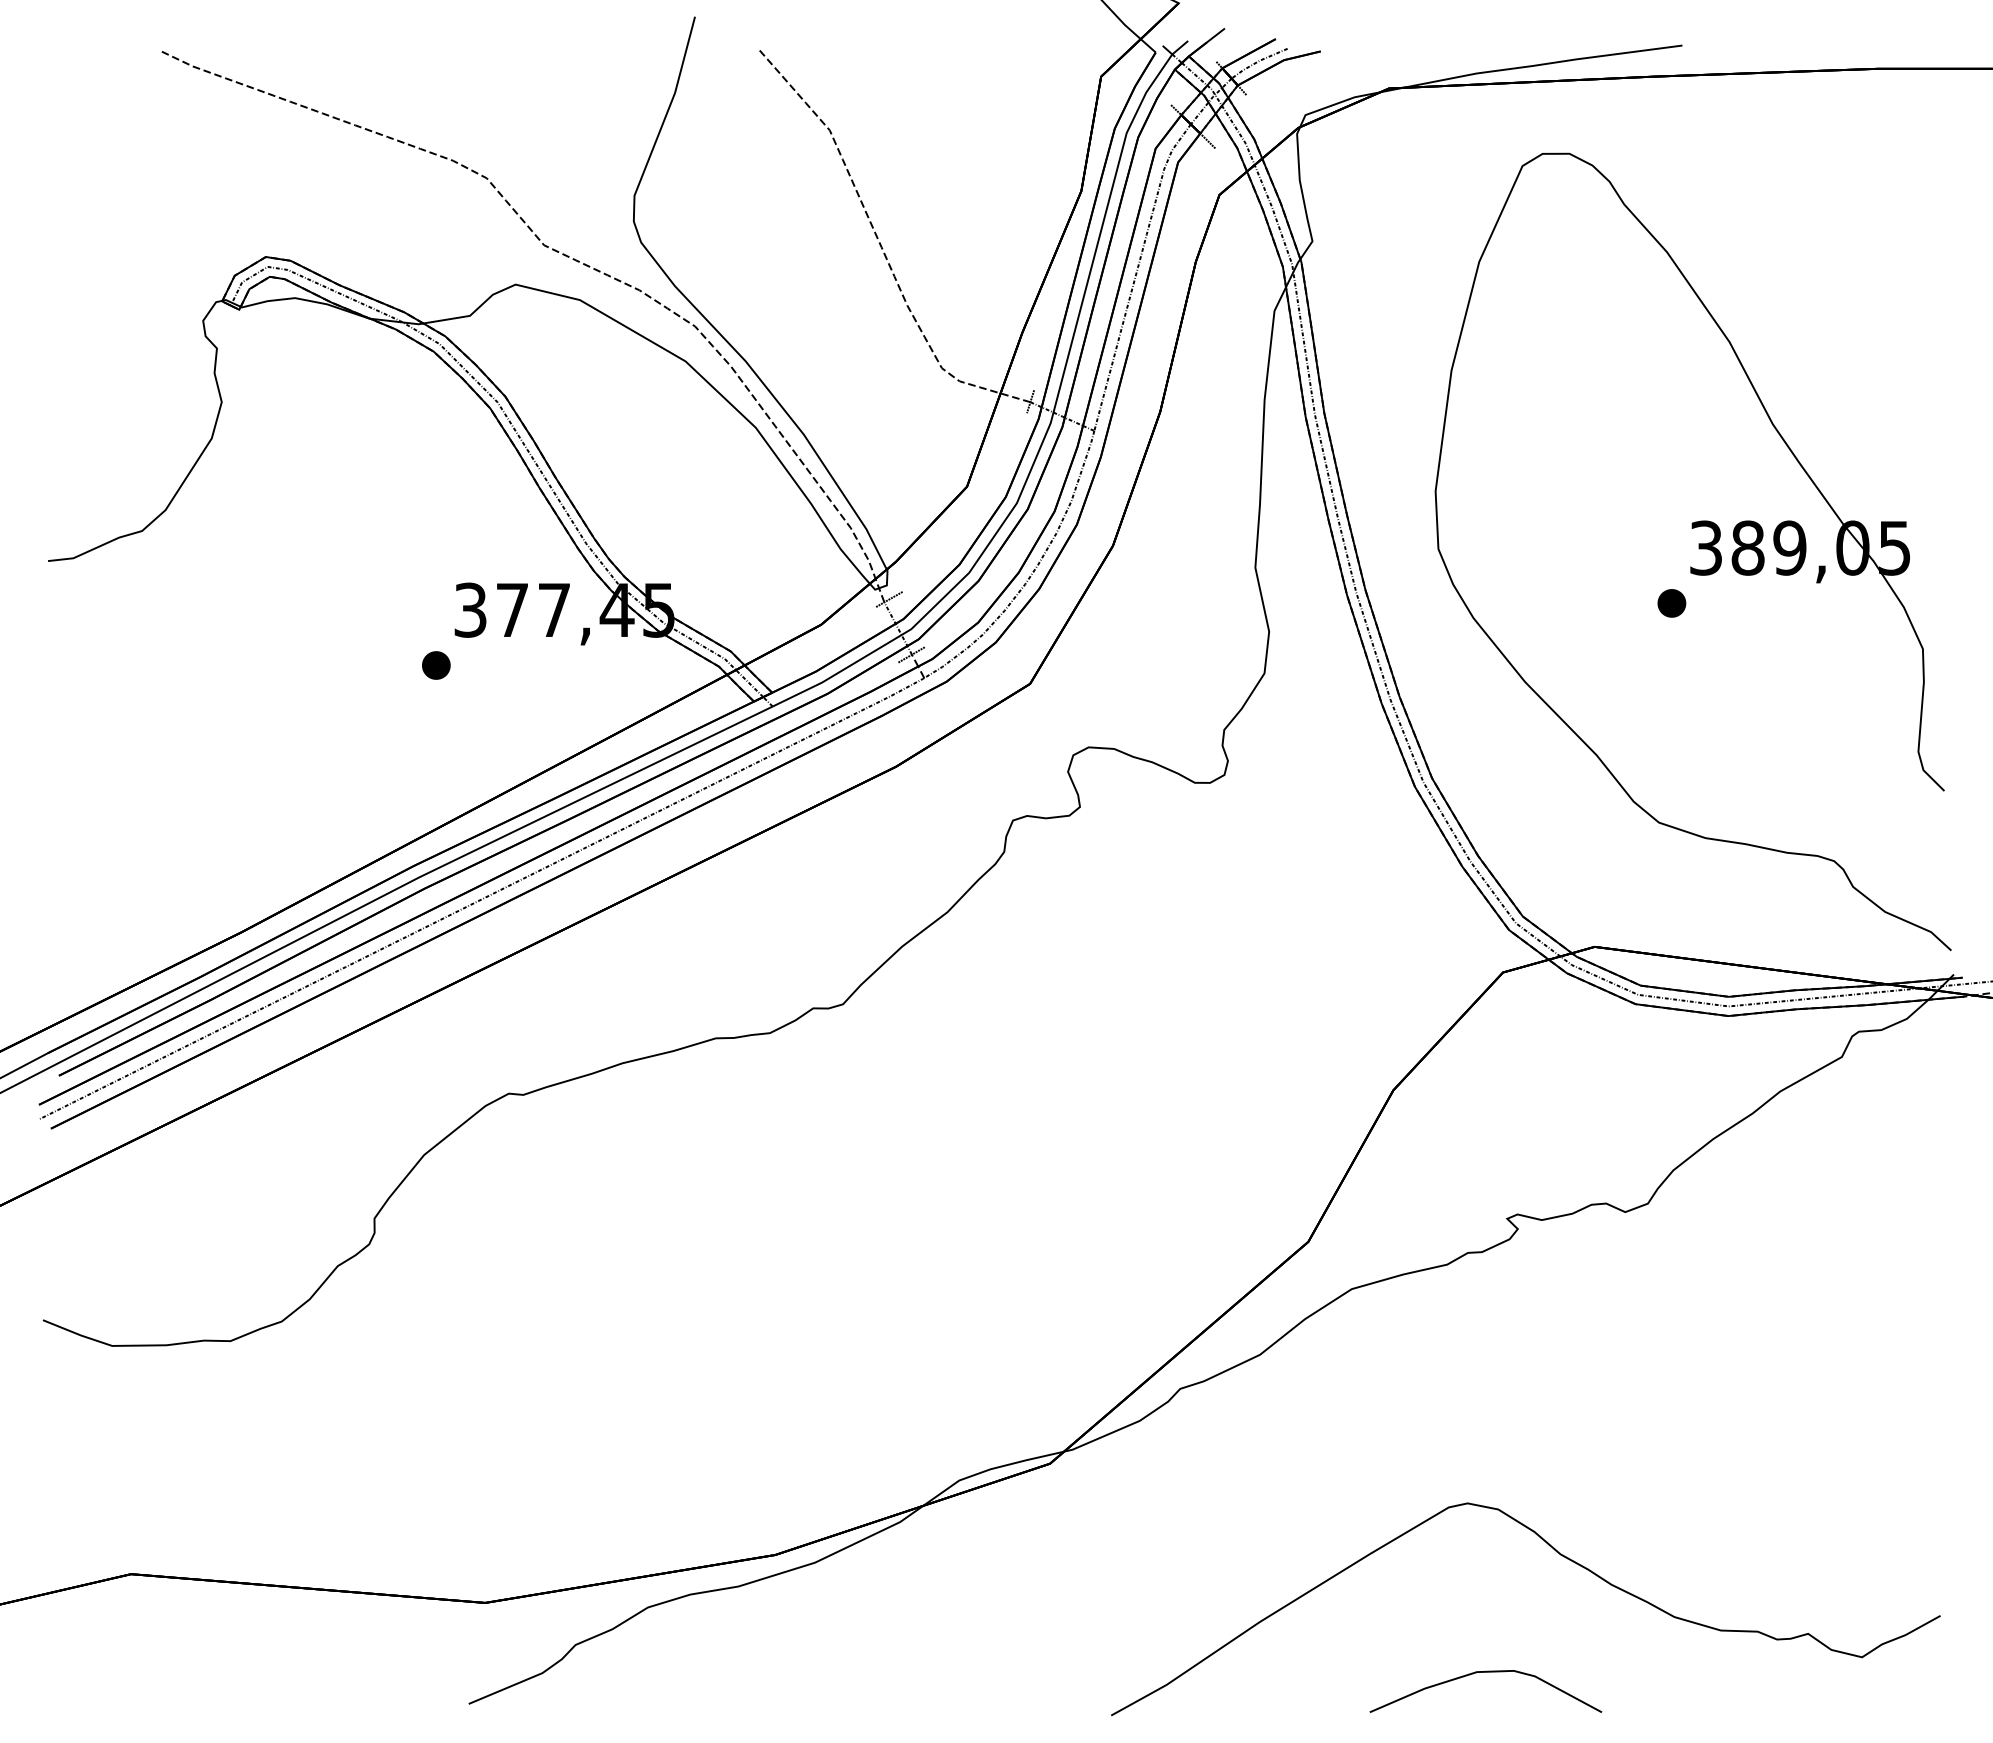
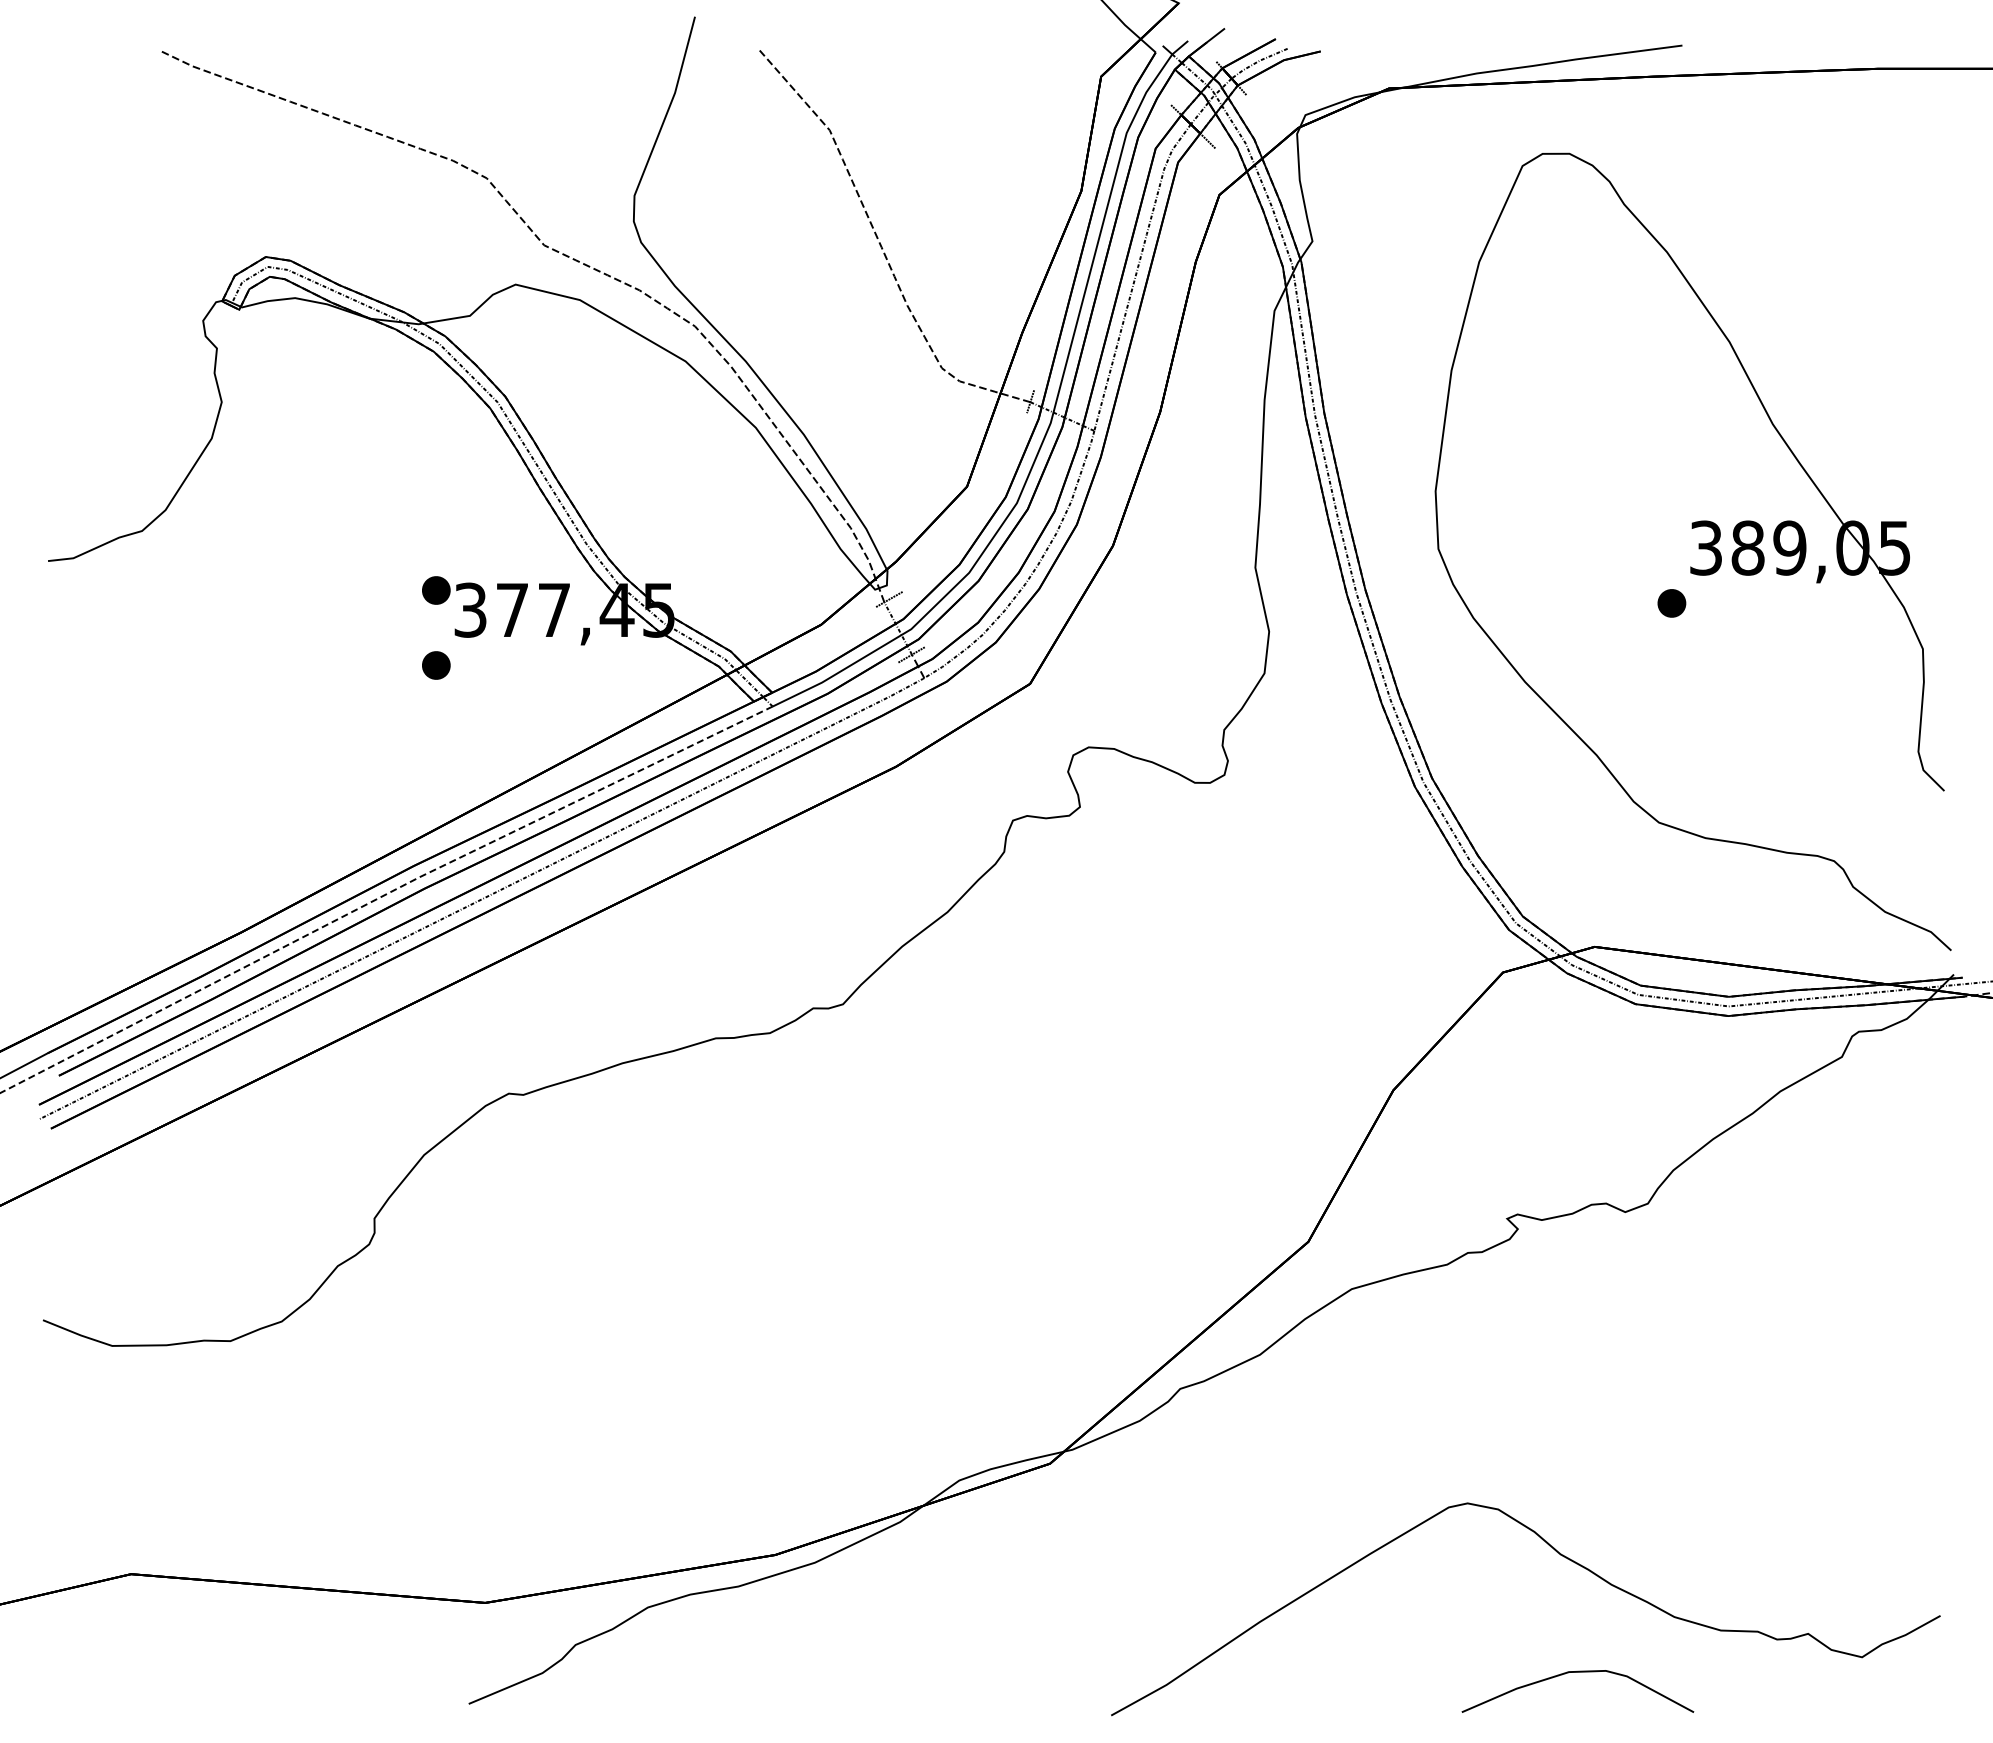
part: none -> present (436, 590)
line: solid -> dashed (384, 895)
part position: (1485, 1672) -> (1577, 1672) (1577, 1672)
